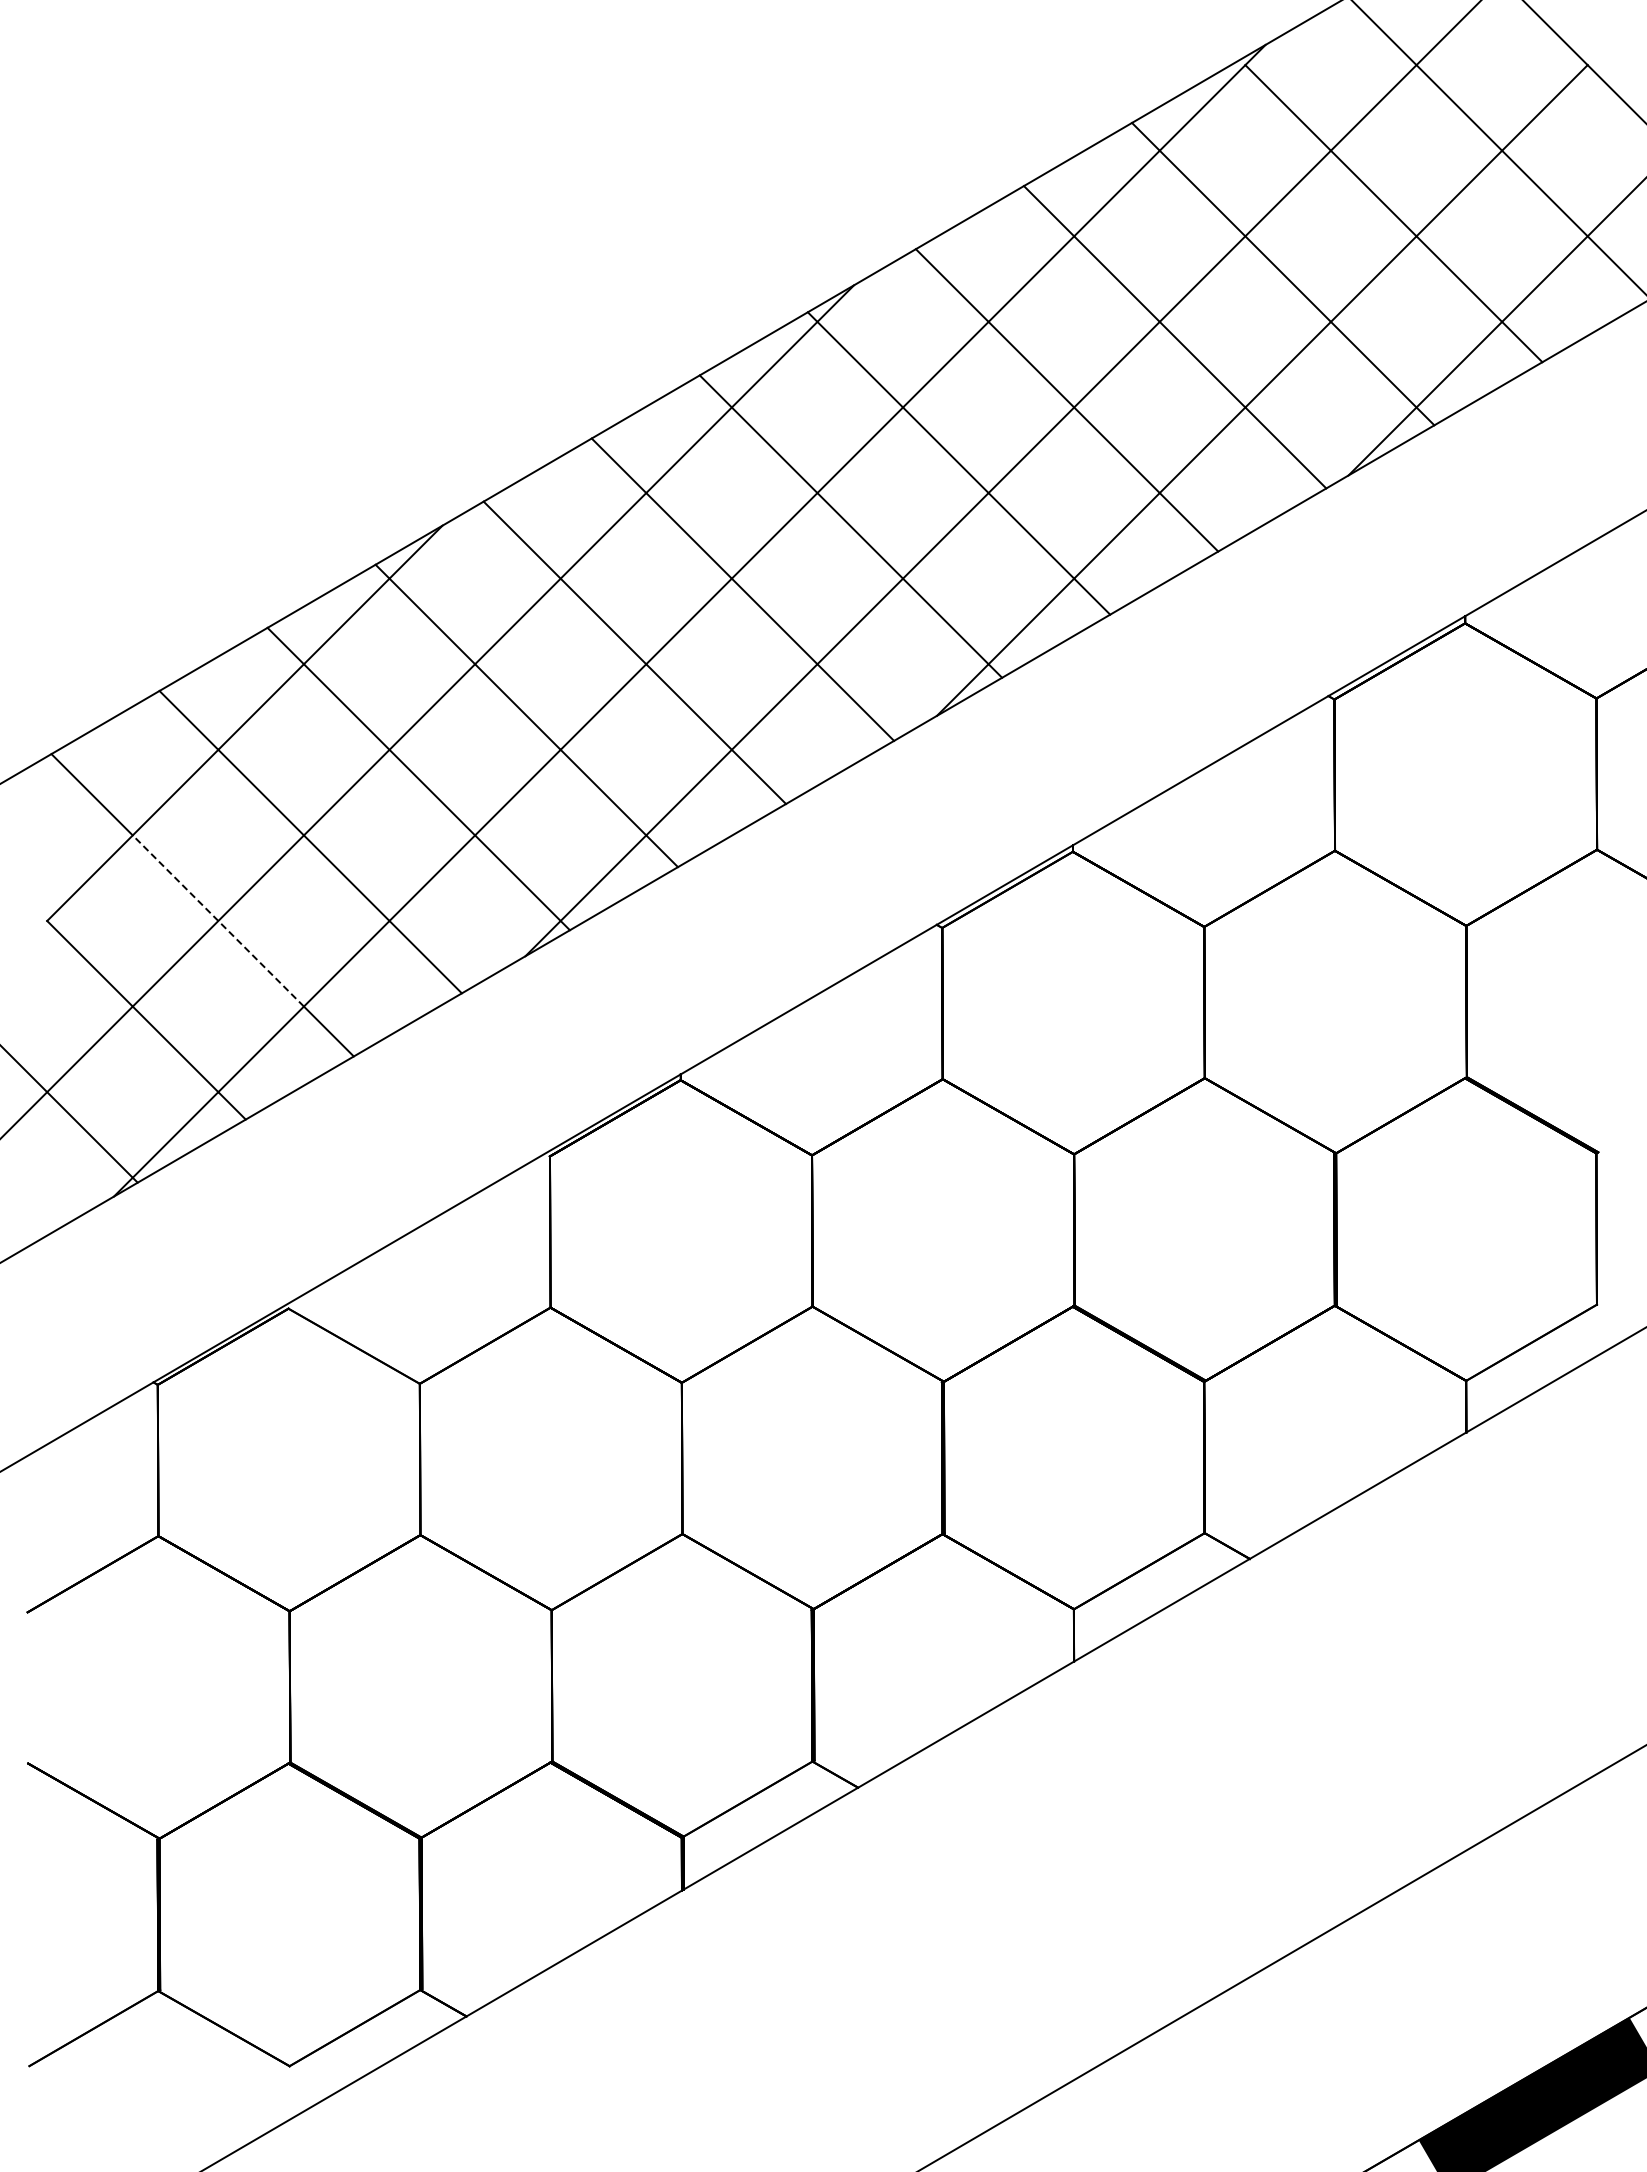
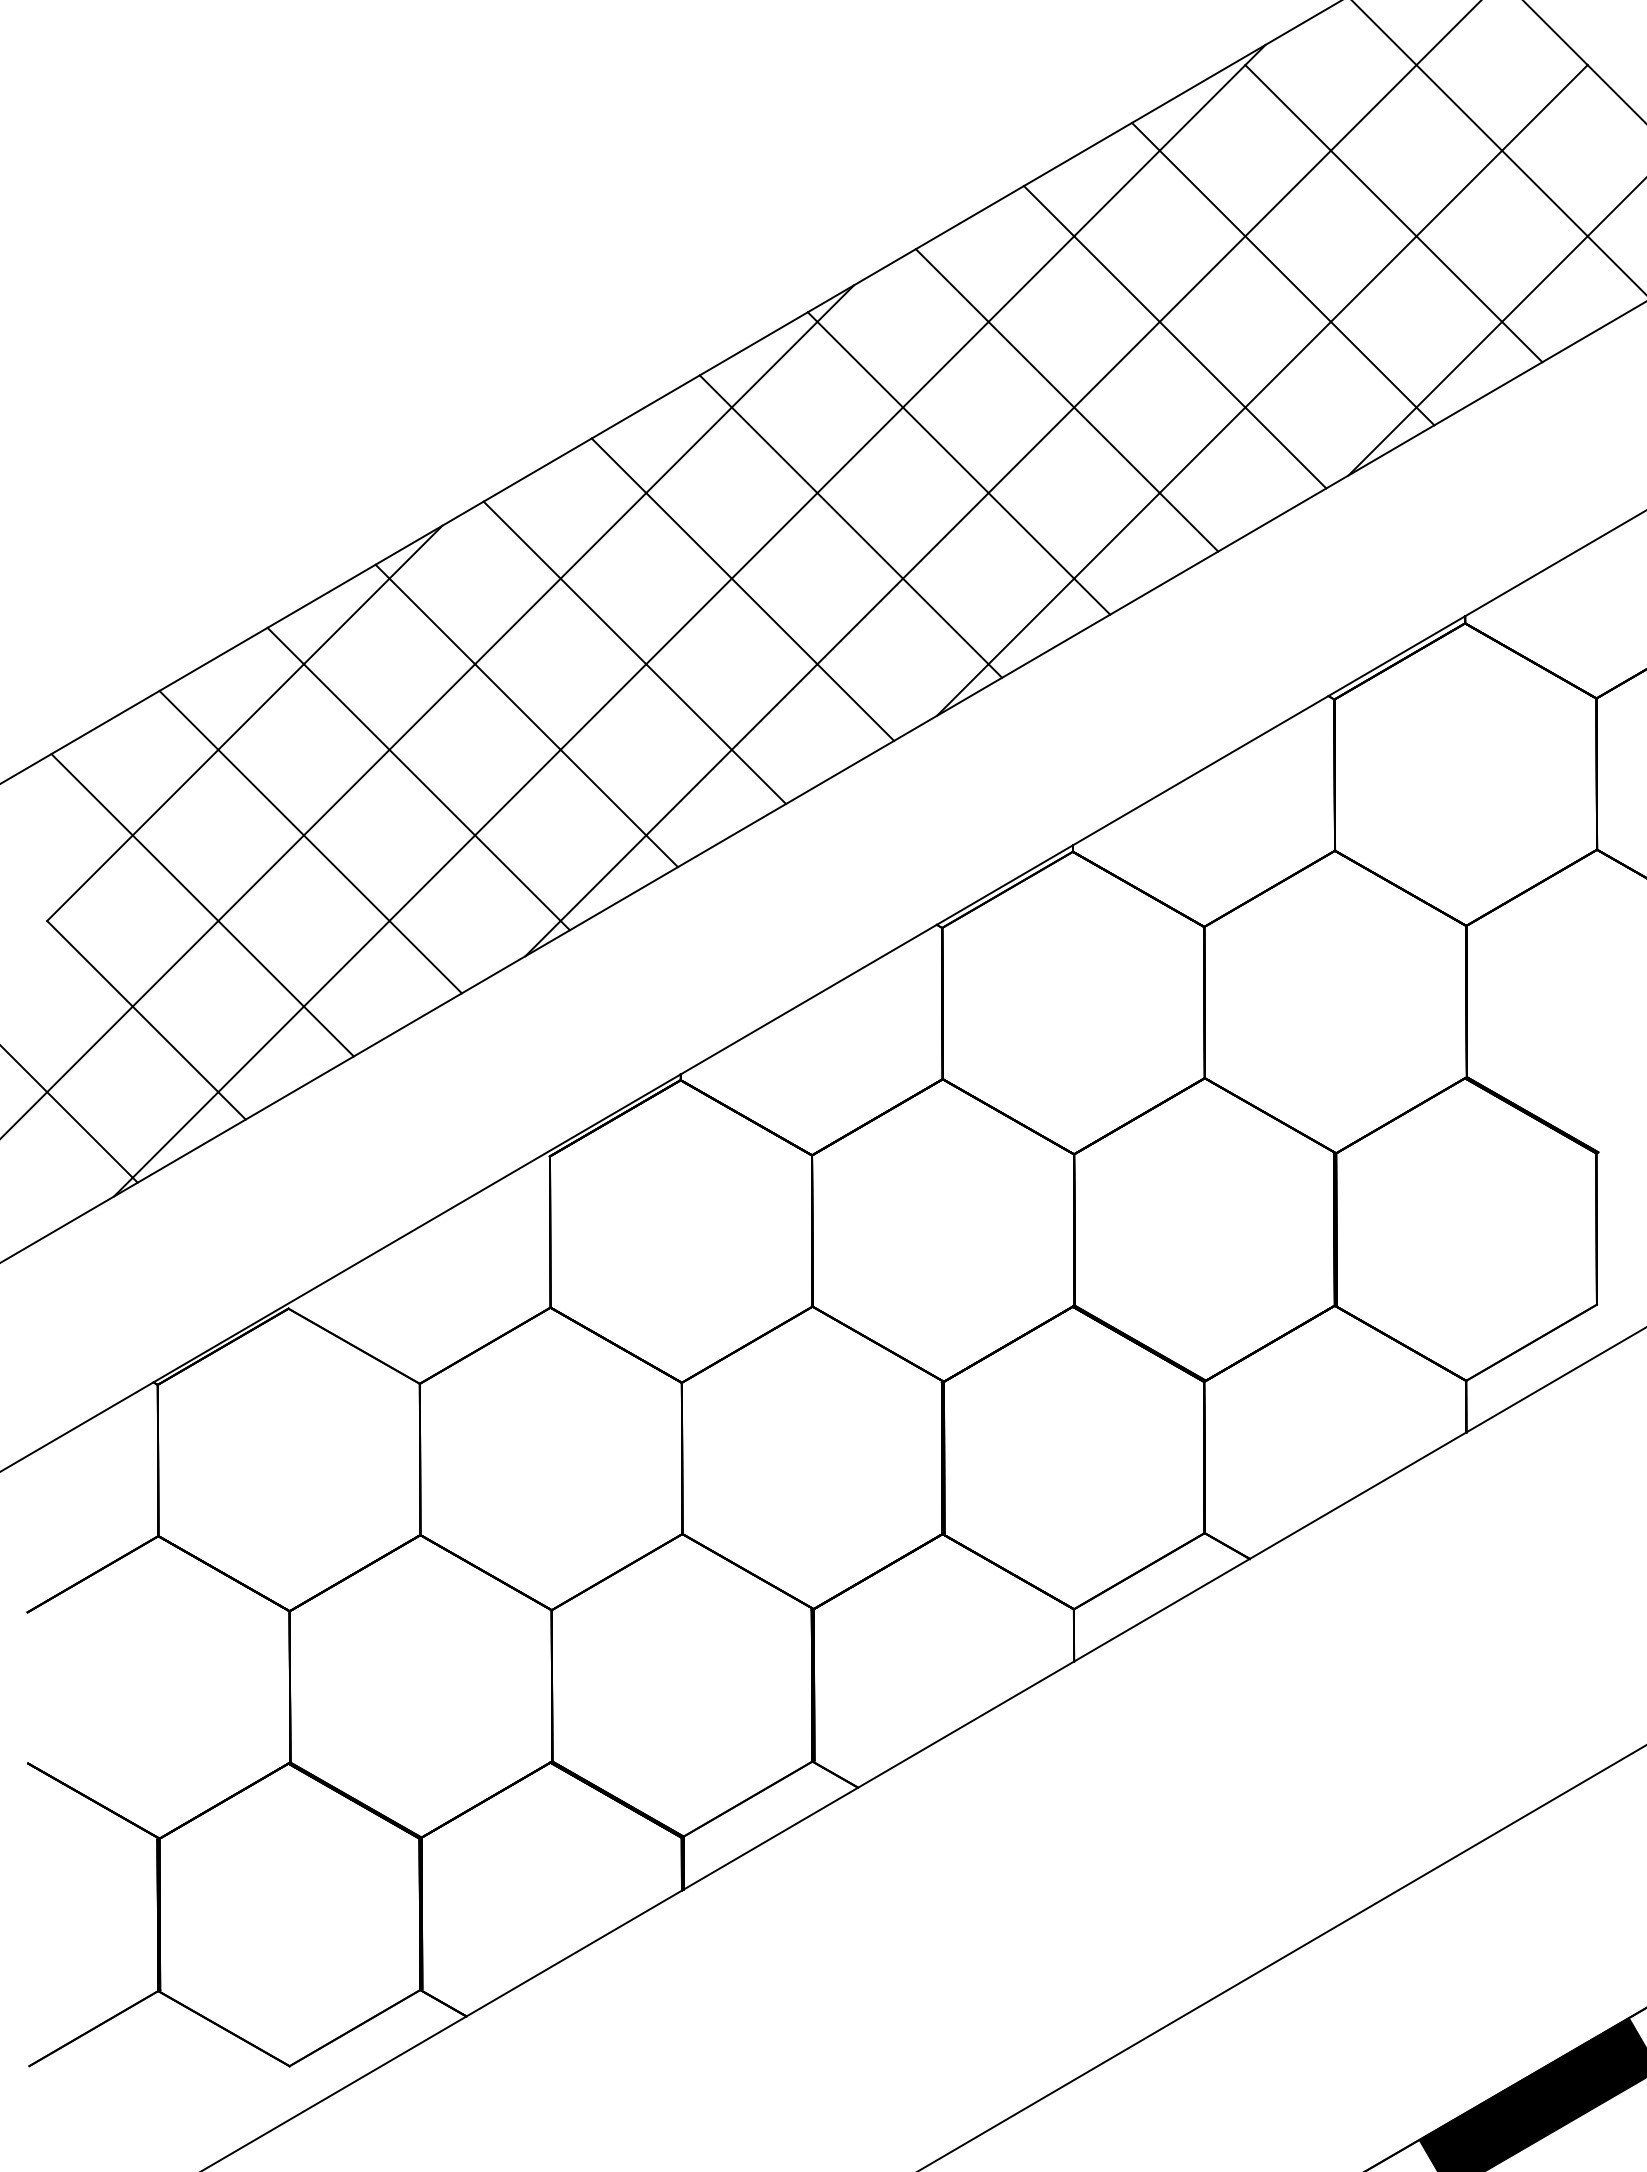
line: dashed -> solid (218, 920)
